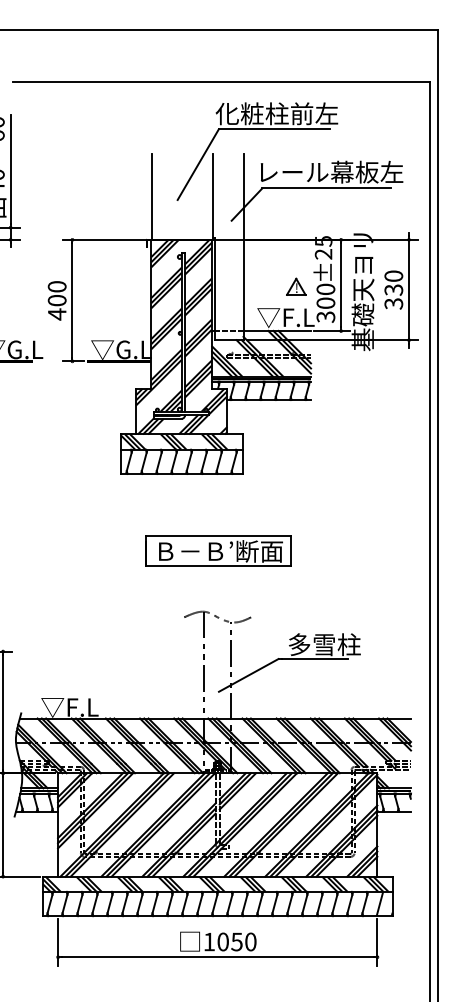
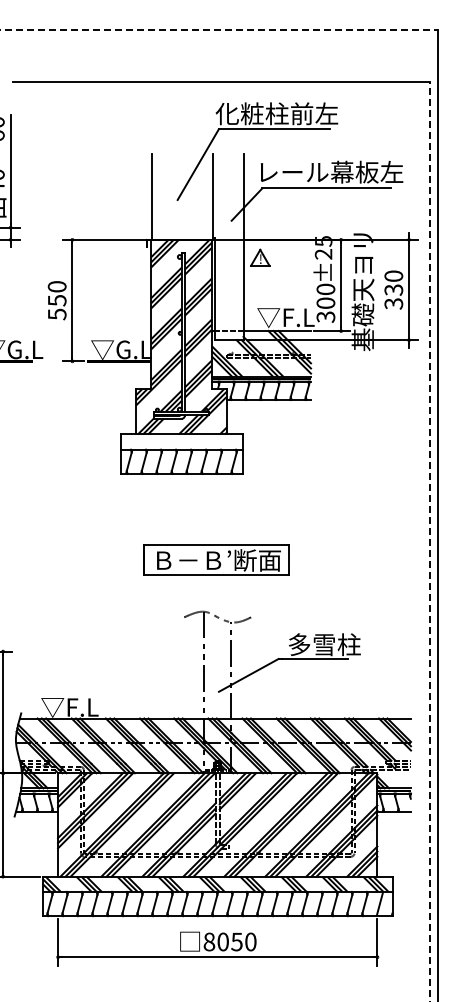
line: solid -> dashed (219, 30)
part position: (296, 286) -> (260, 257) (260, 257)
text: 400 -> 550 (56, 307)
hatch: present -> none (173, 441)
line: solid -> dashed (430, 541)
part position: (218, 550) -> (216, 559) (216, 559)
text: 1050 -> 8050 (209, 941)
